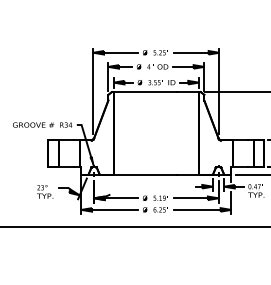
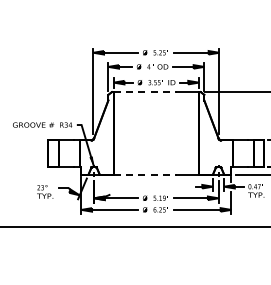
line: solid -> dashed (145, 92)
line: solid -> dashed (145, 174)
